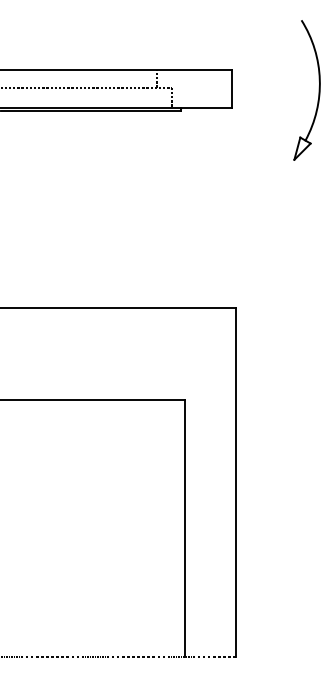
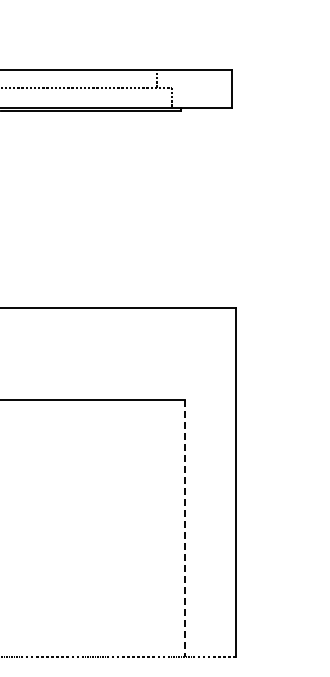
part: present -> none (318, 90)
line: solid -> dashed (185, 528)
